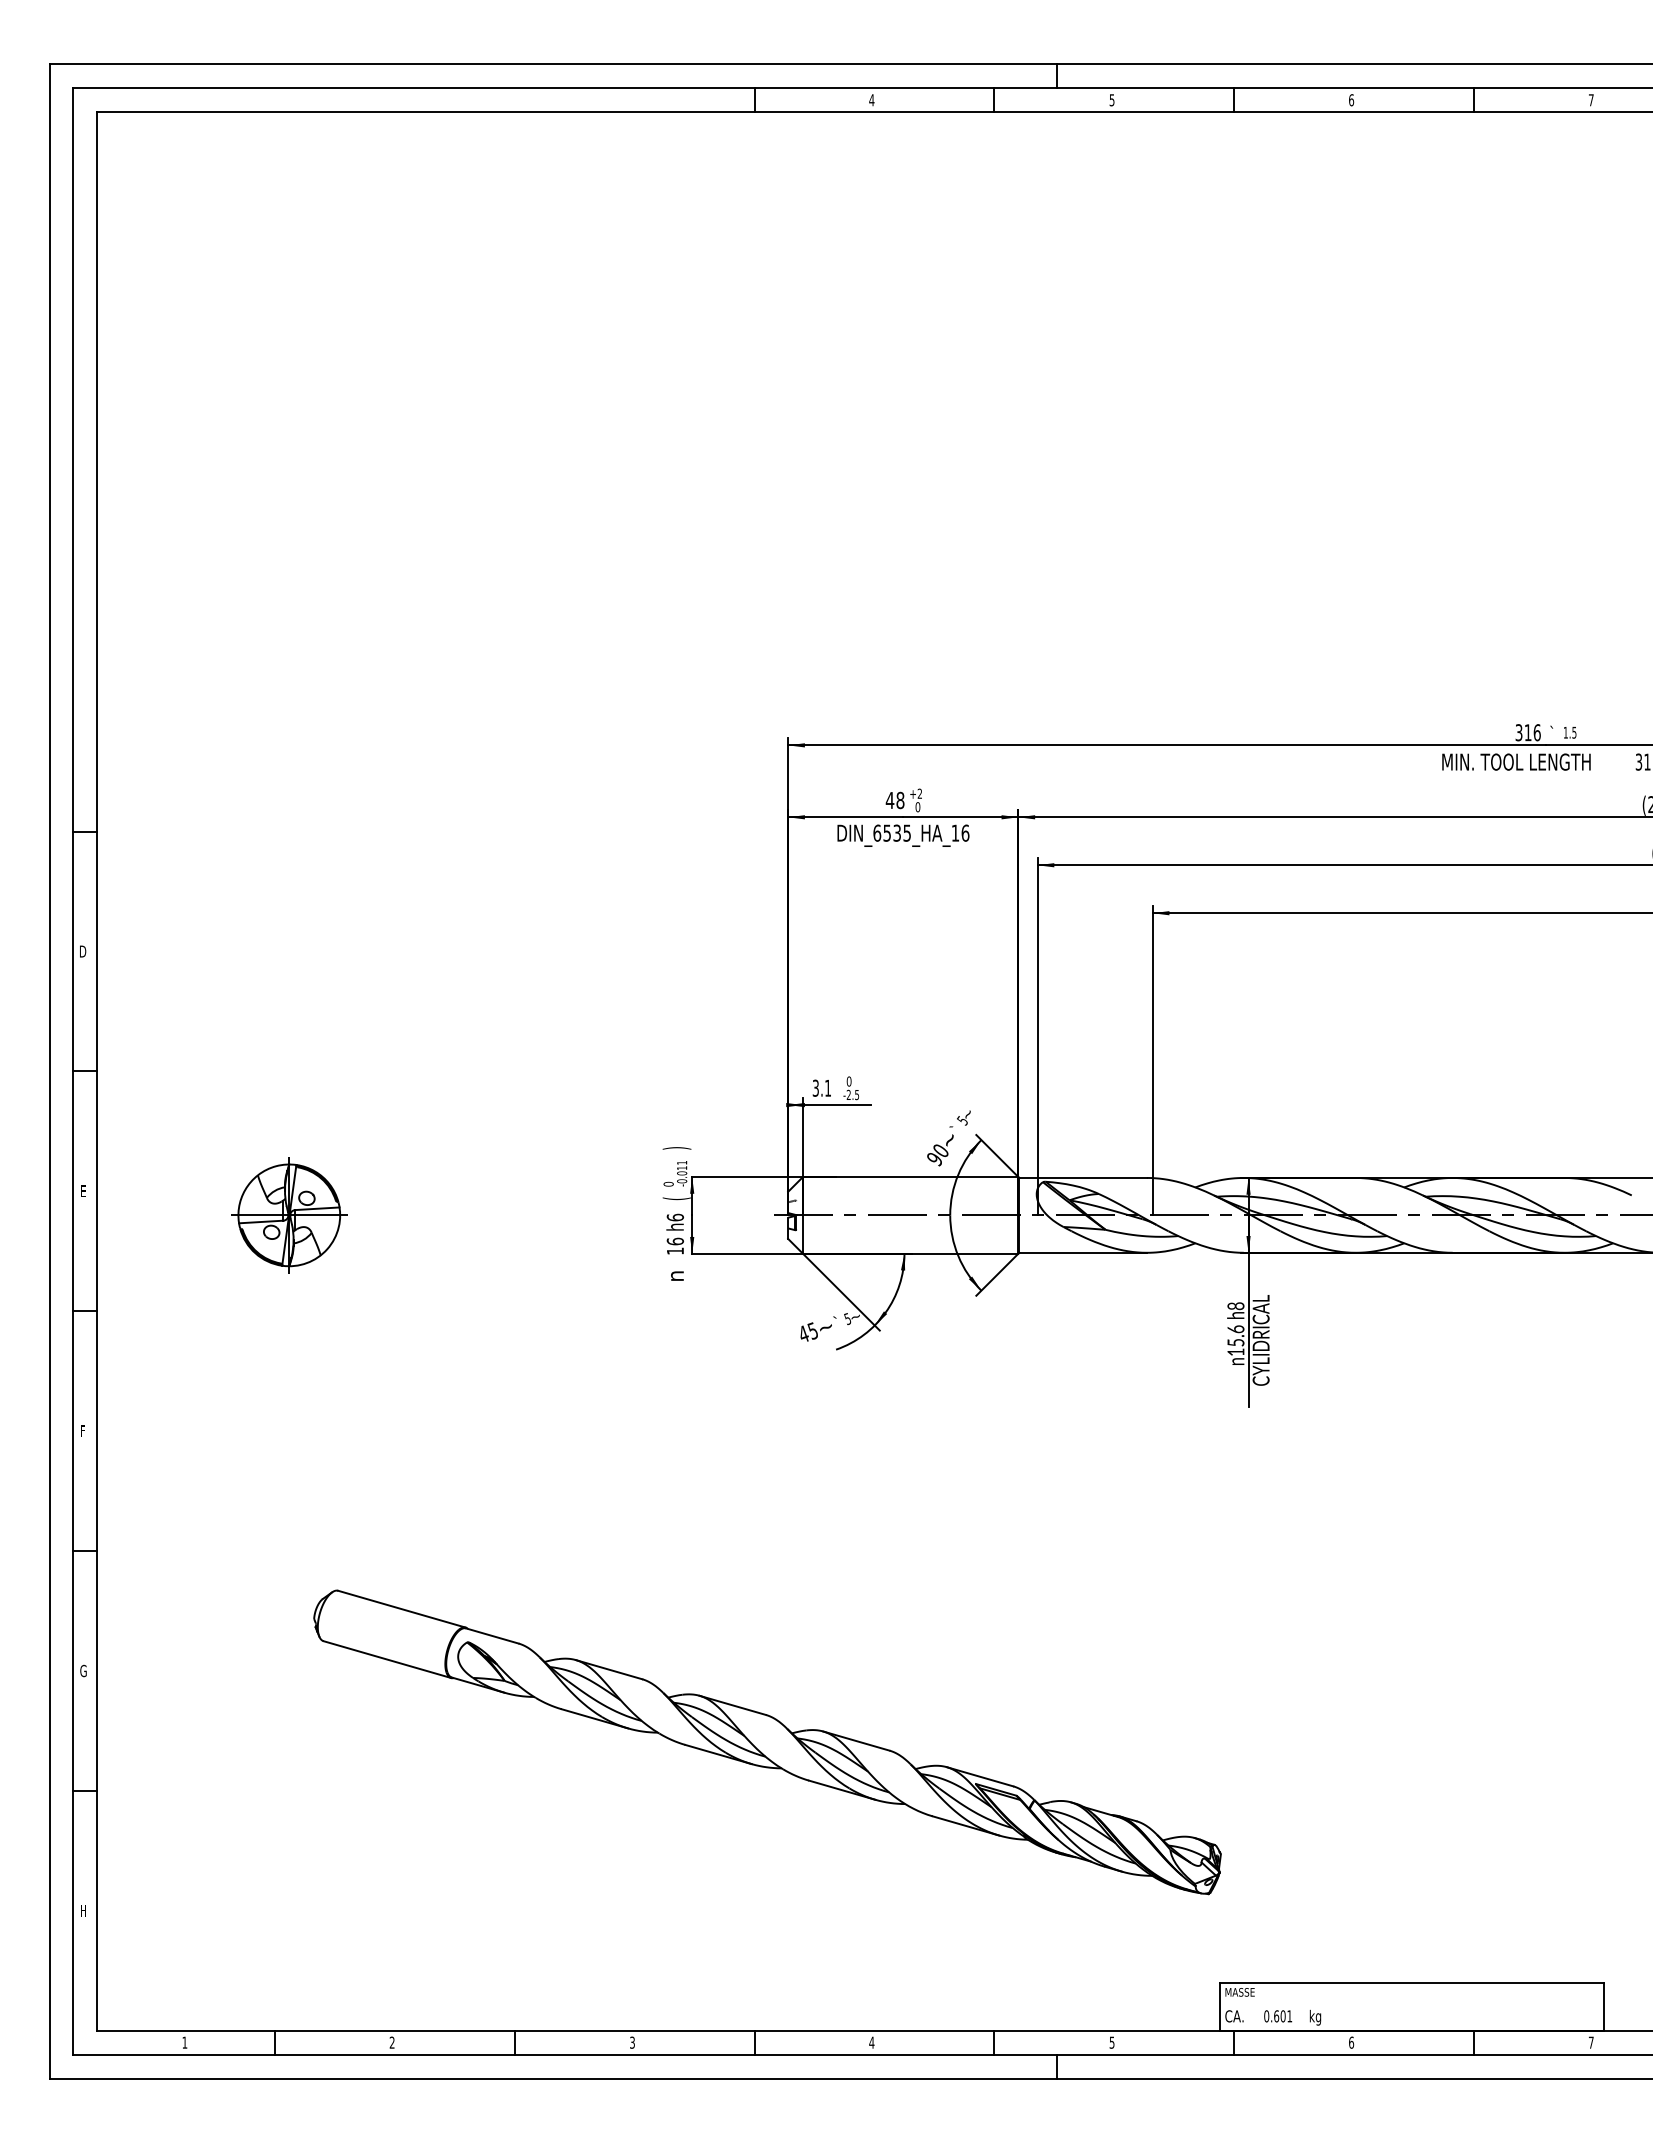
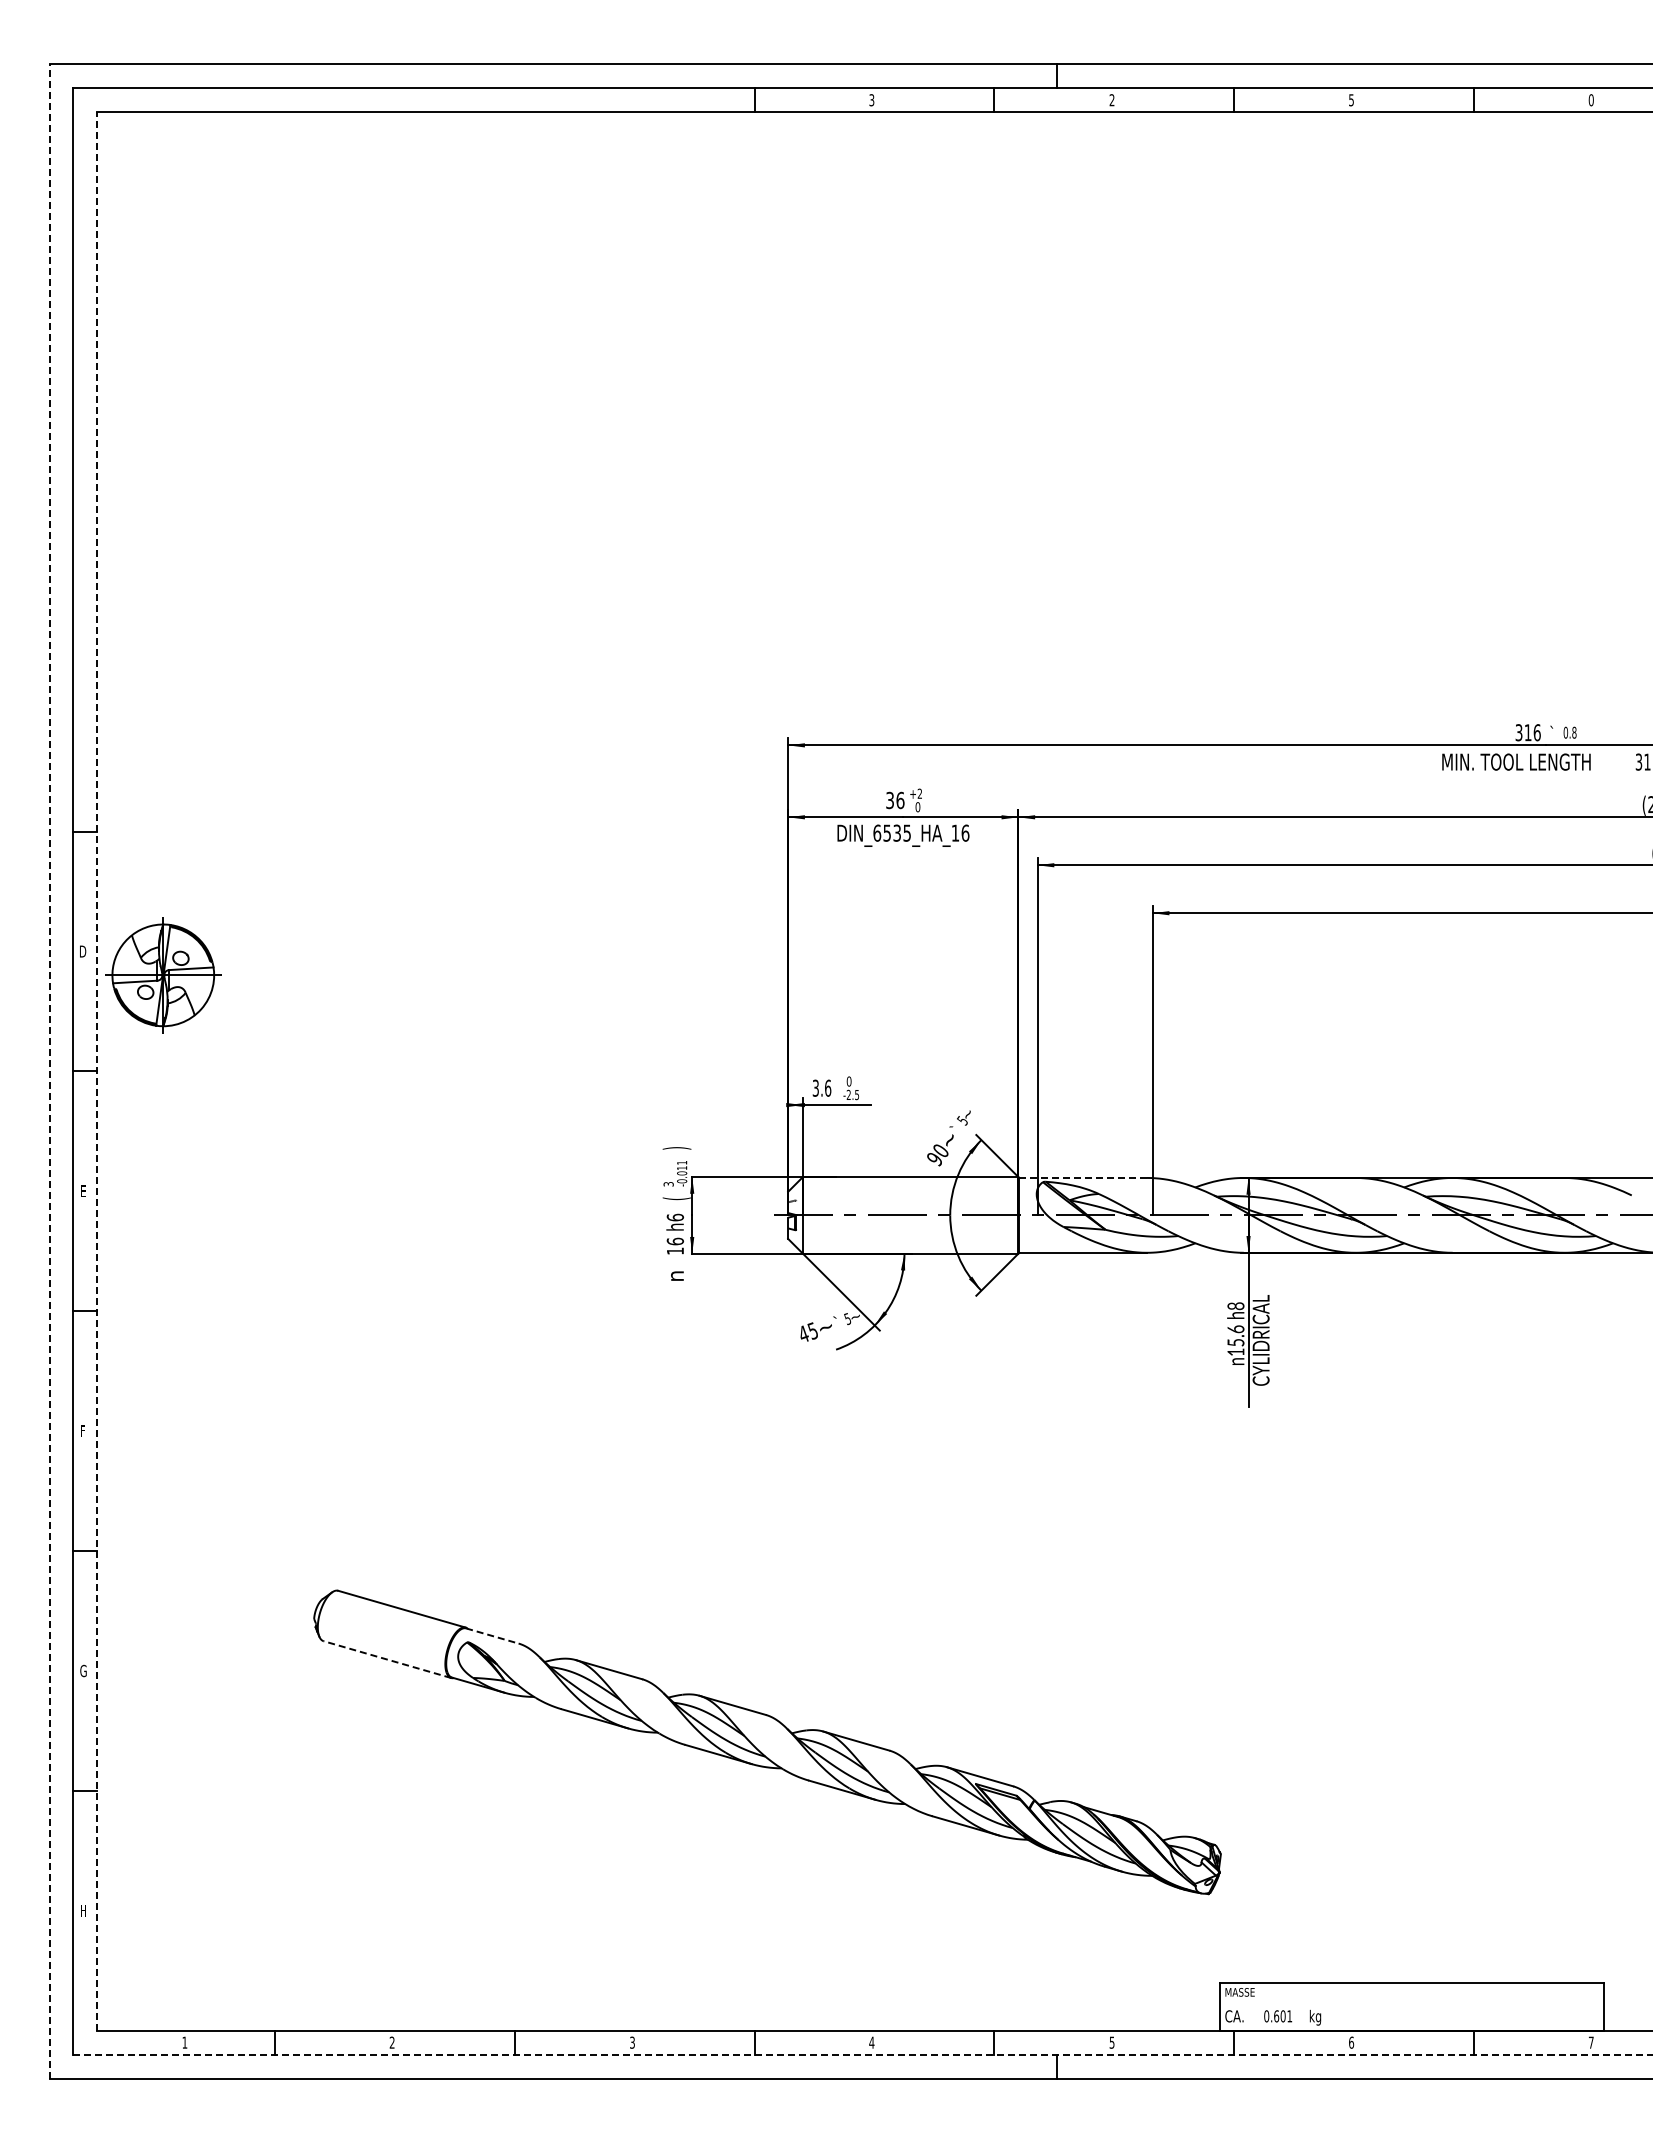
text: 4 -> 3 (871, 100)
text: 5 -> 2 (1111, 100)
text: 6 -> 5 (1351, 100)
text: 7 -> 0 (1590, 100)
text: 1.5 -> 0.8 (1569, 732)
text: 48 -> 36 (894, 800)
line: solid -> dashed (49, 1071)
line: solid -> dashed (97, 1071)
text: 3.1 -> 3.6 (828, 1087)
line: solid -> dashed (1083, 1177)
text: 0 -> 3 (668, 1183)
part position: (289, 1215) -> (163, 975) (163, 975)
line: solid -> dashed (492, 1636)
line: solid -> dashed (386, 1659)
line: solid -> dashed (863, 2054)
